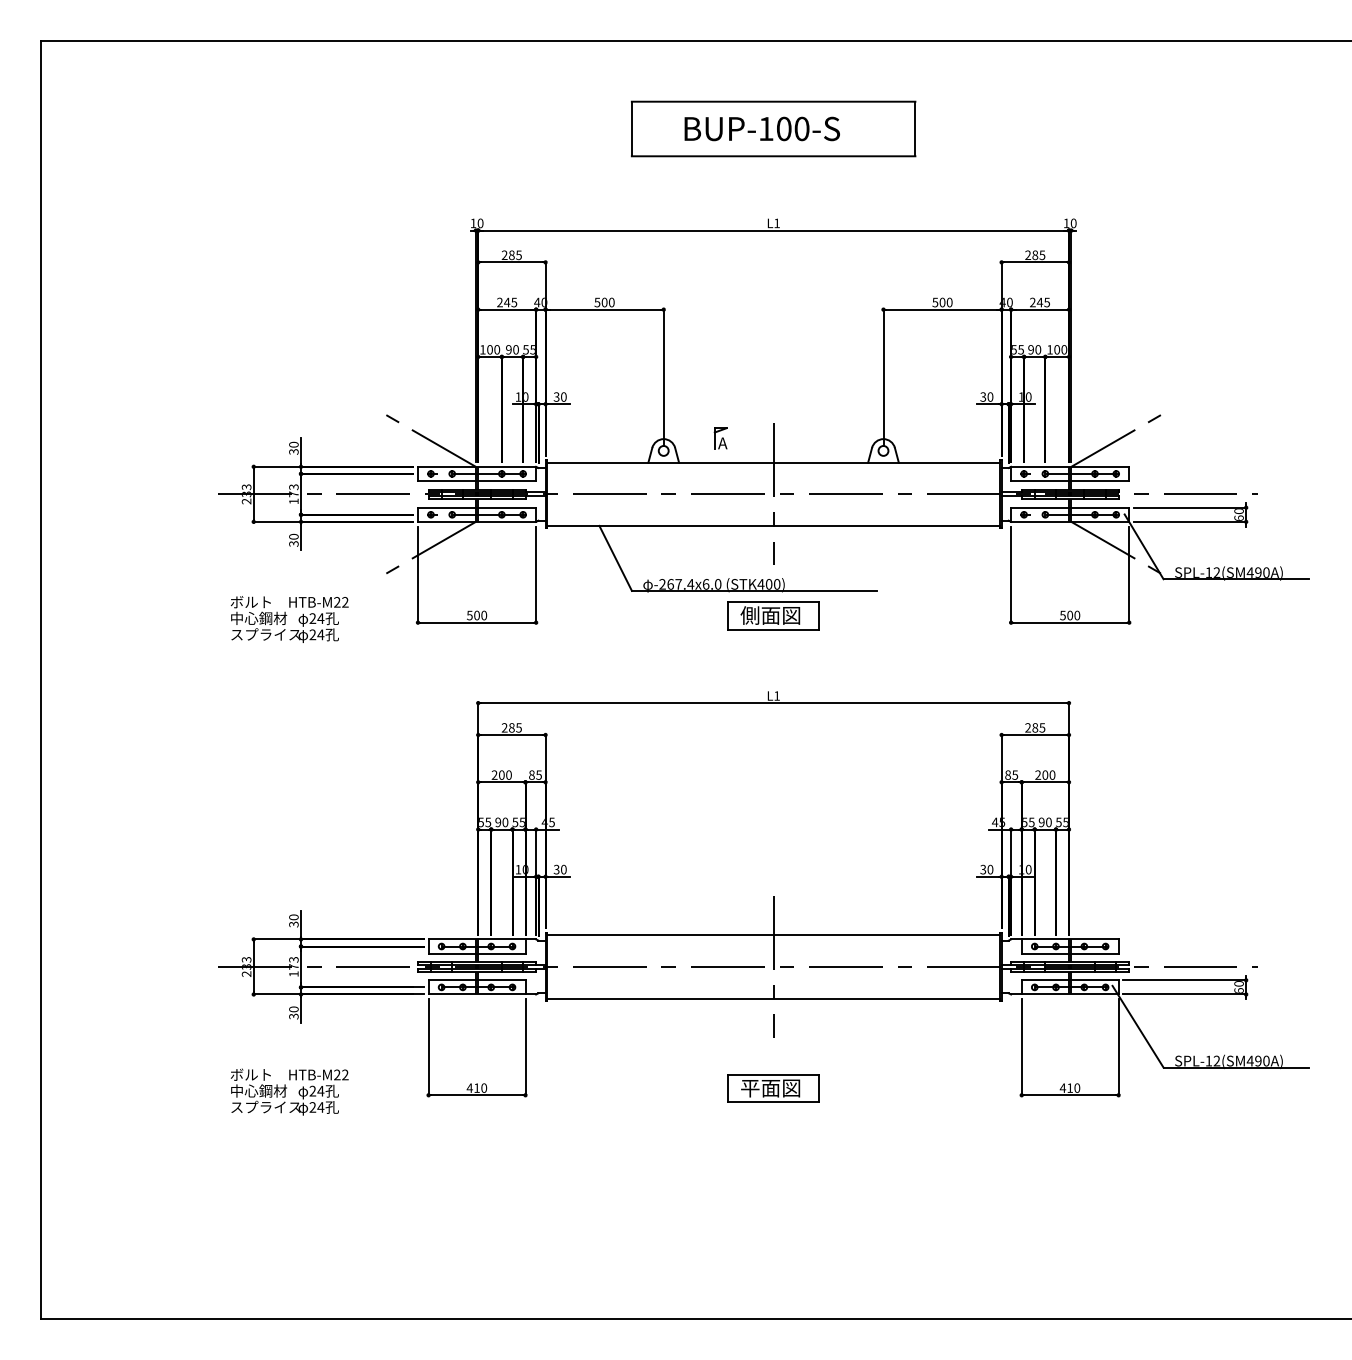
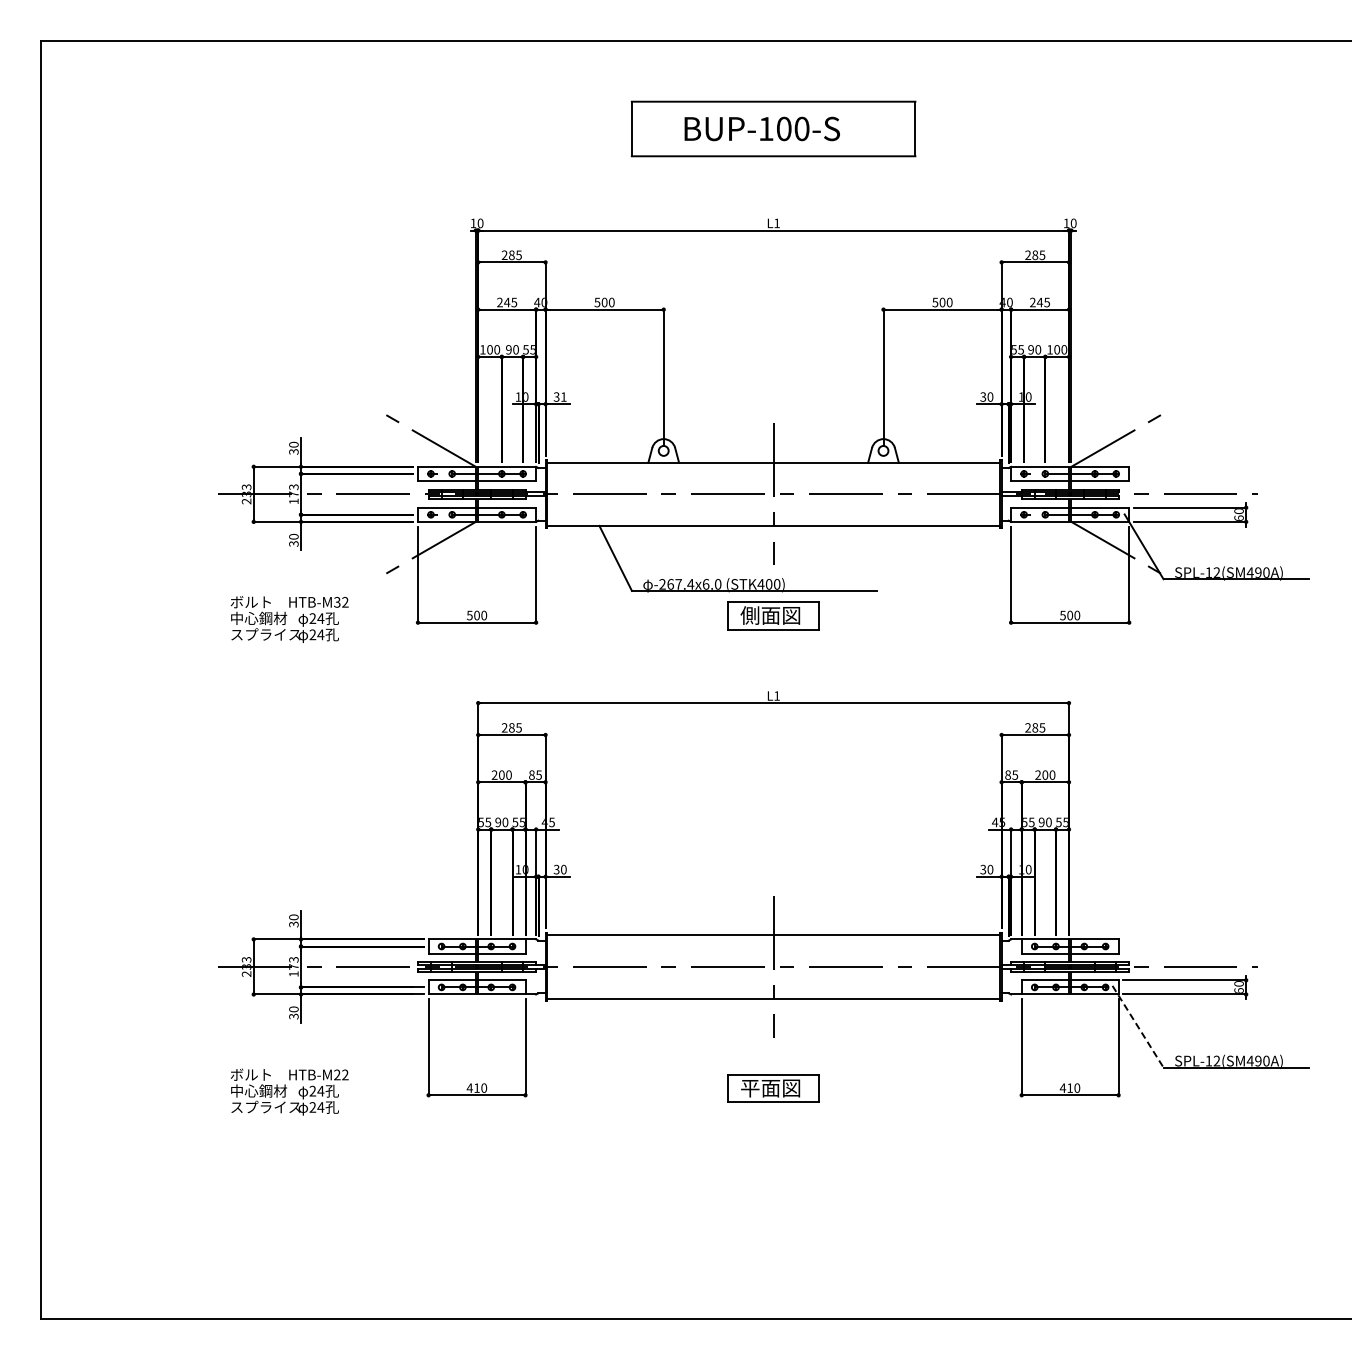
text: 30 -> 31 (563, 396)
part: present -> none (720, 438)
text: HTB-M22 -> HTB-M32 (337, 602)
line: solid -> dashed (1138, 1027)
